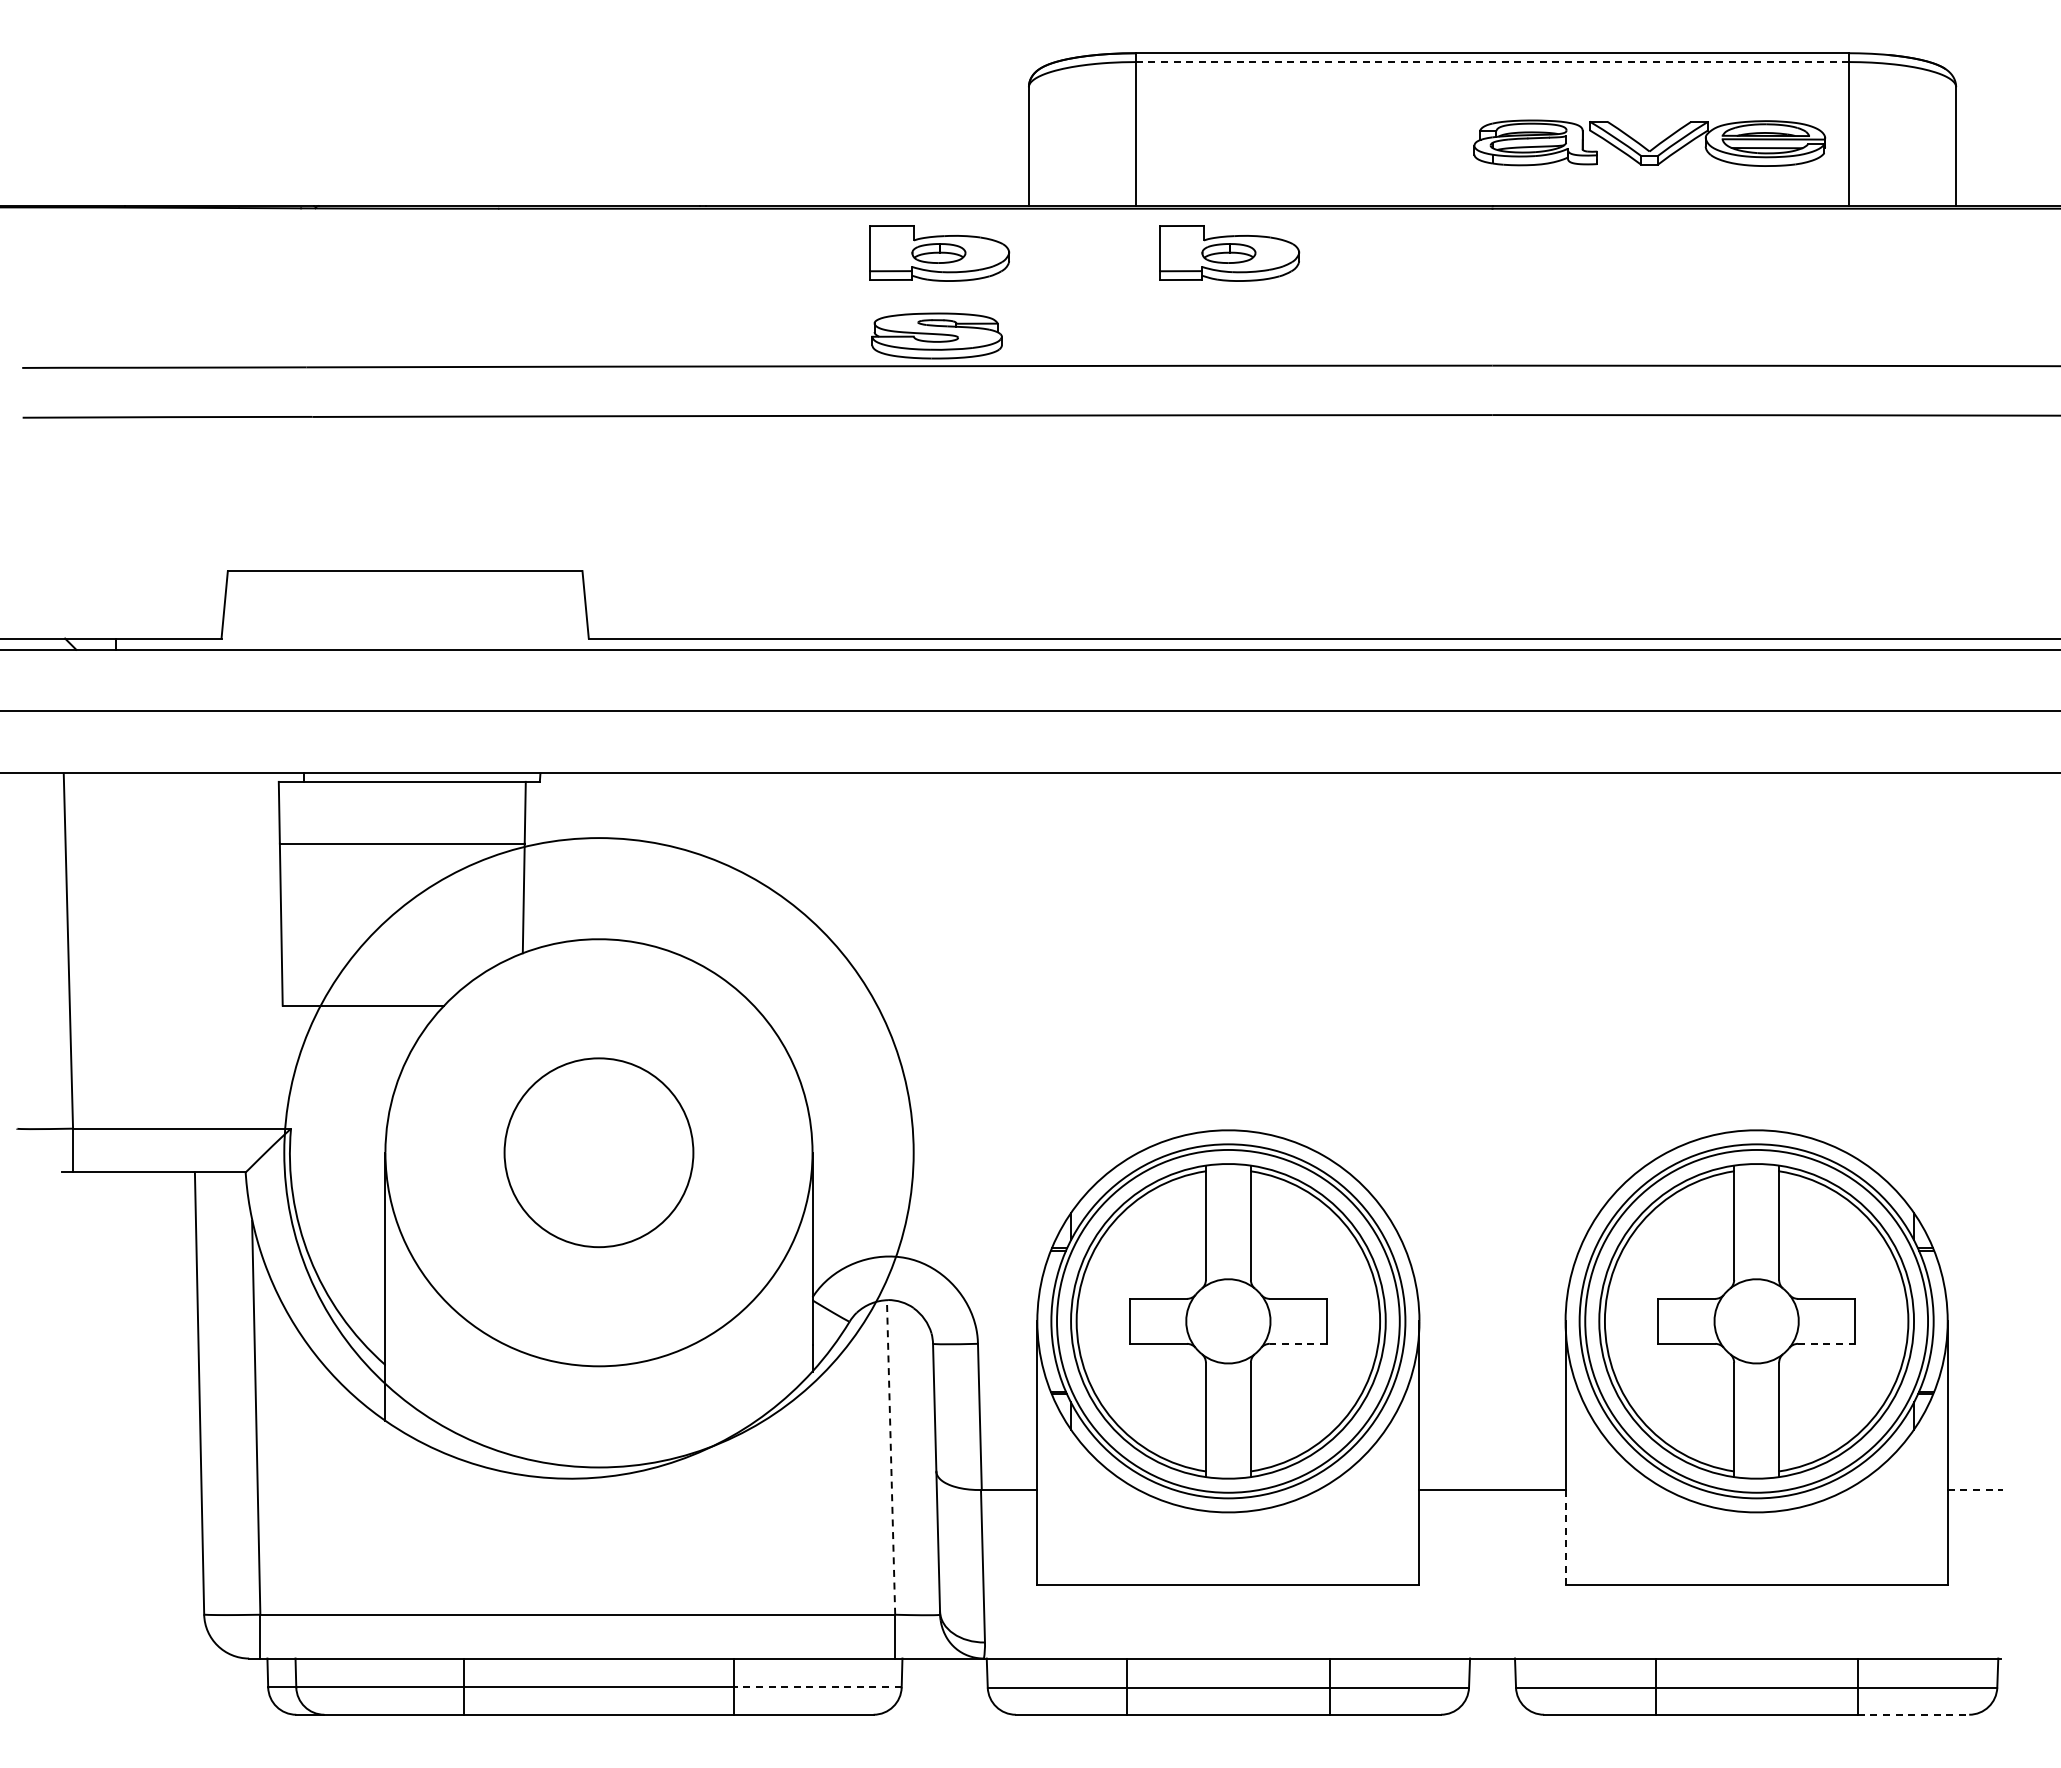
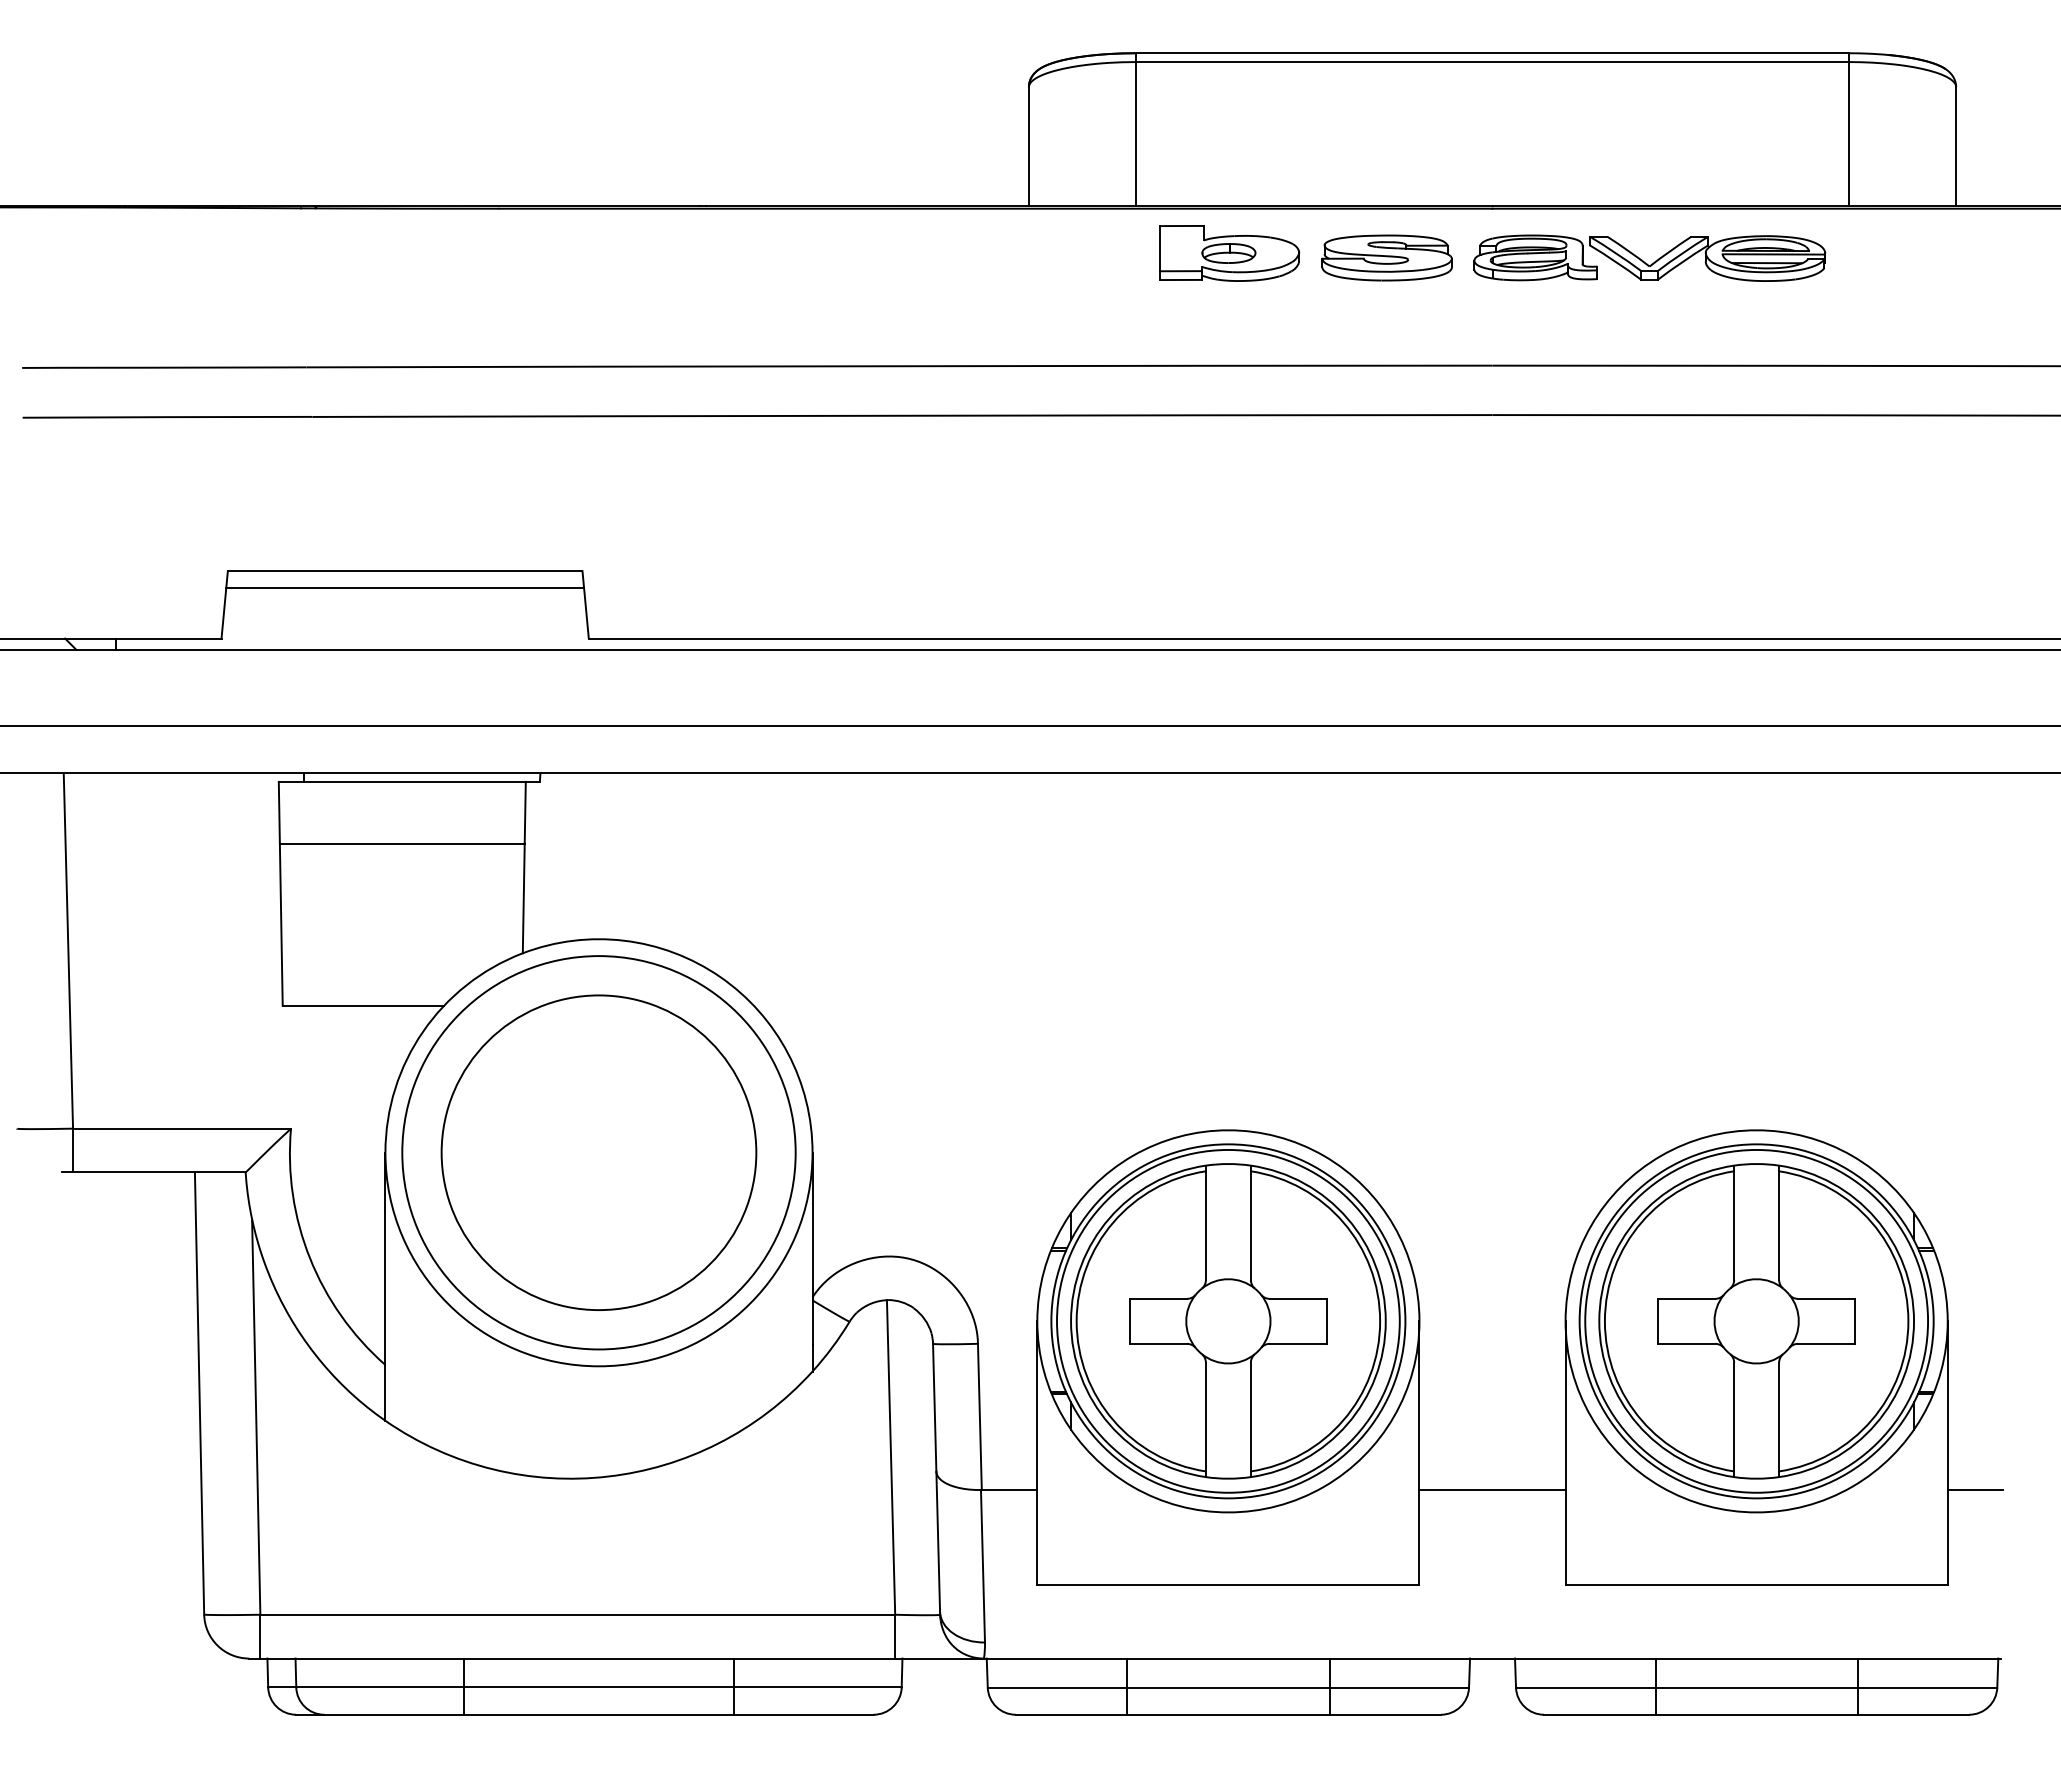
line: dashed -> solid (1492, 62)
part position: (1647, 148) -> (1647, 263) (1647, 263)
part: present -> none (939, 253)
part position: (936, 335) -> (1386, 257) (1386, 257)
line: none -> present (405, 588)
line position: (1029, 710) -> (1029, 725) (1029, 725)
circle diameter: 189 px -> 315 px (598, 1152)
circle diameter: 629 px -> 393 px (598, 1152)
line: dashed -> solid (1297, 1343)
line: dashed -> solid (1827, 1343)
line: dashed -> solid (891, 1456)
line: dashed -> solid (1975, 1490)
line: dashed -> solid (1565, 1538)
line: dashed -> solid (817, 1687)
line: dashed -> solid (1913, 1714)
